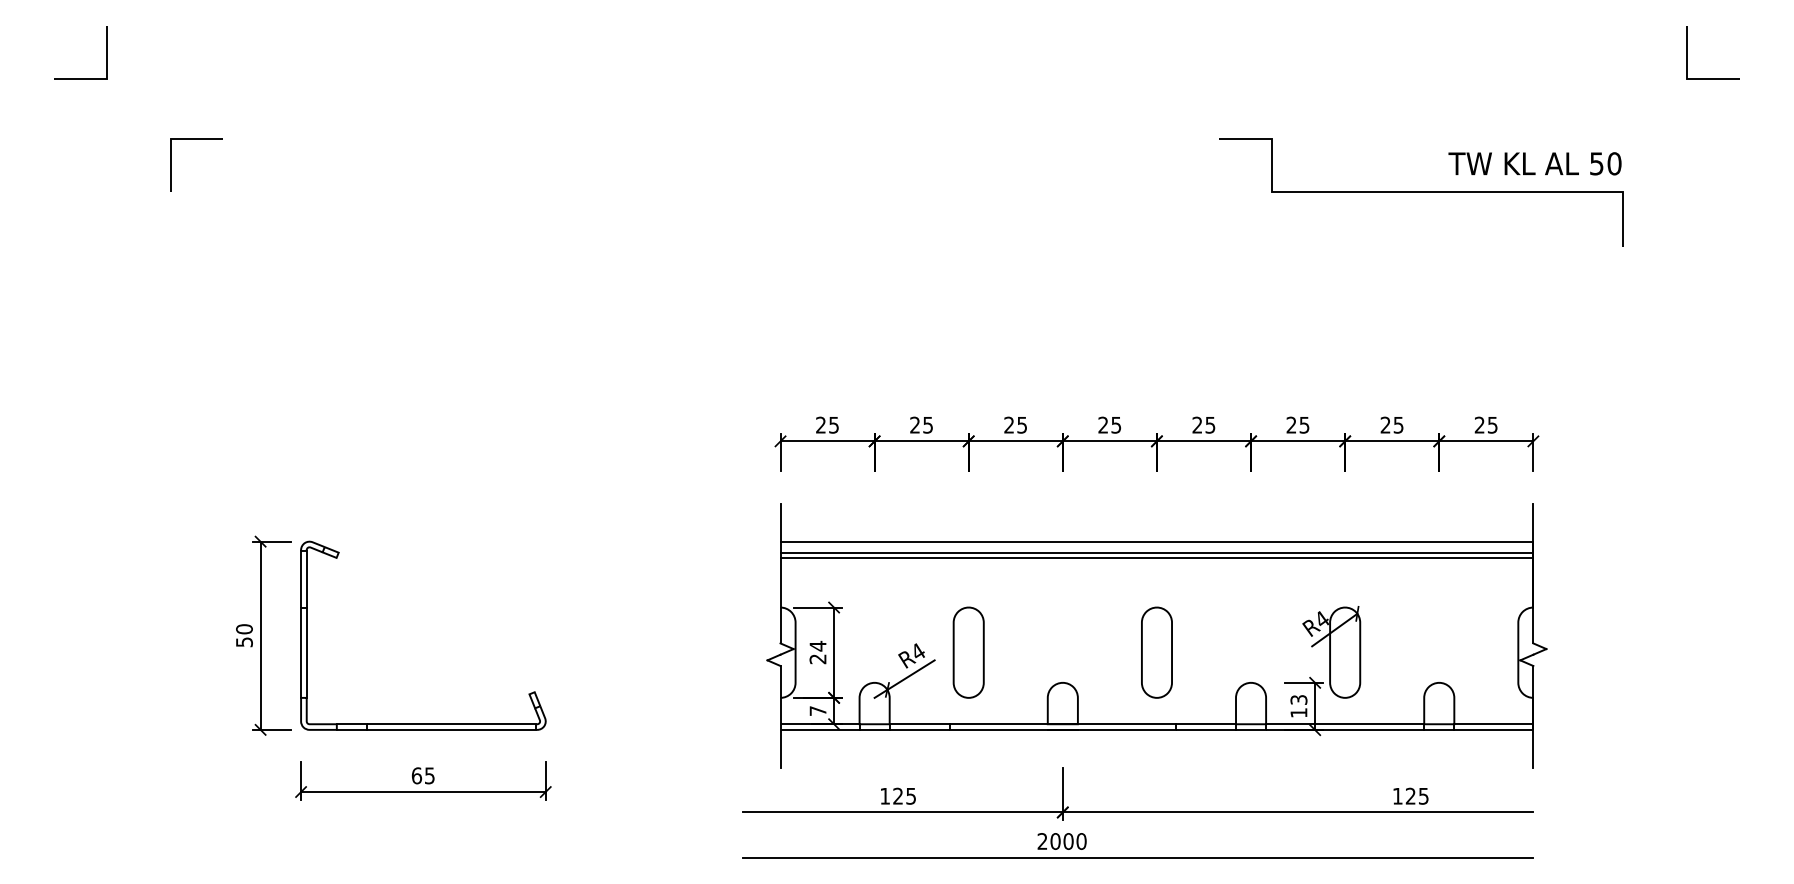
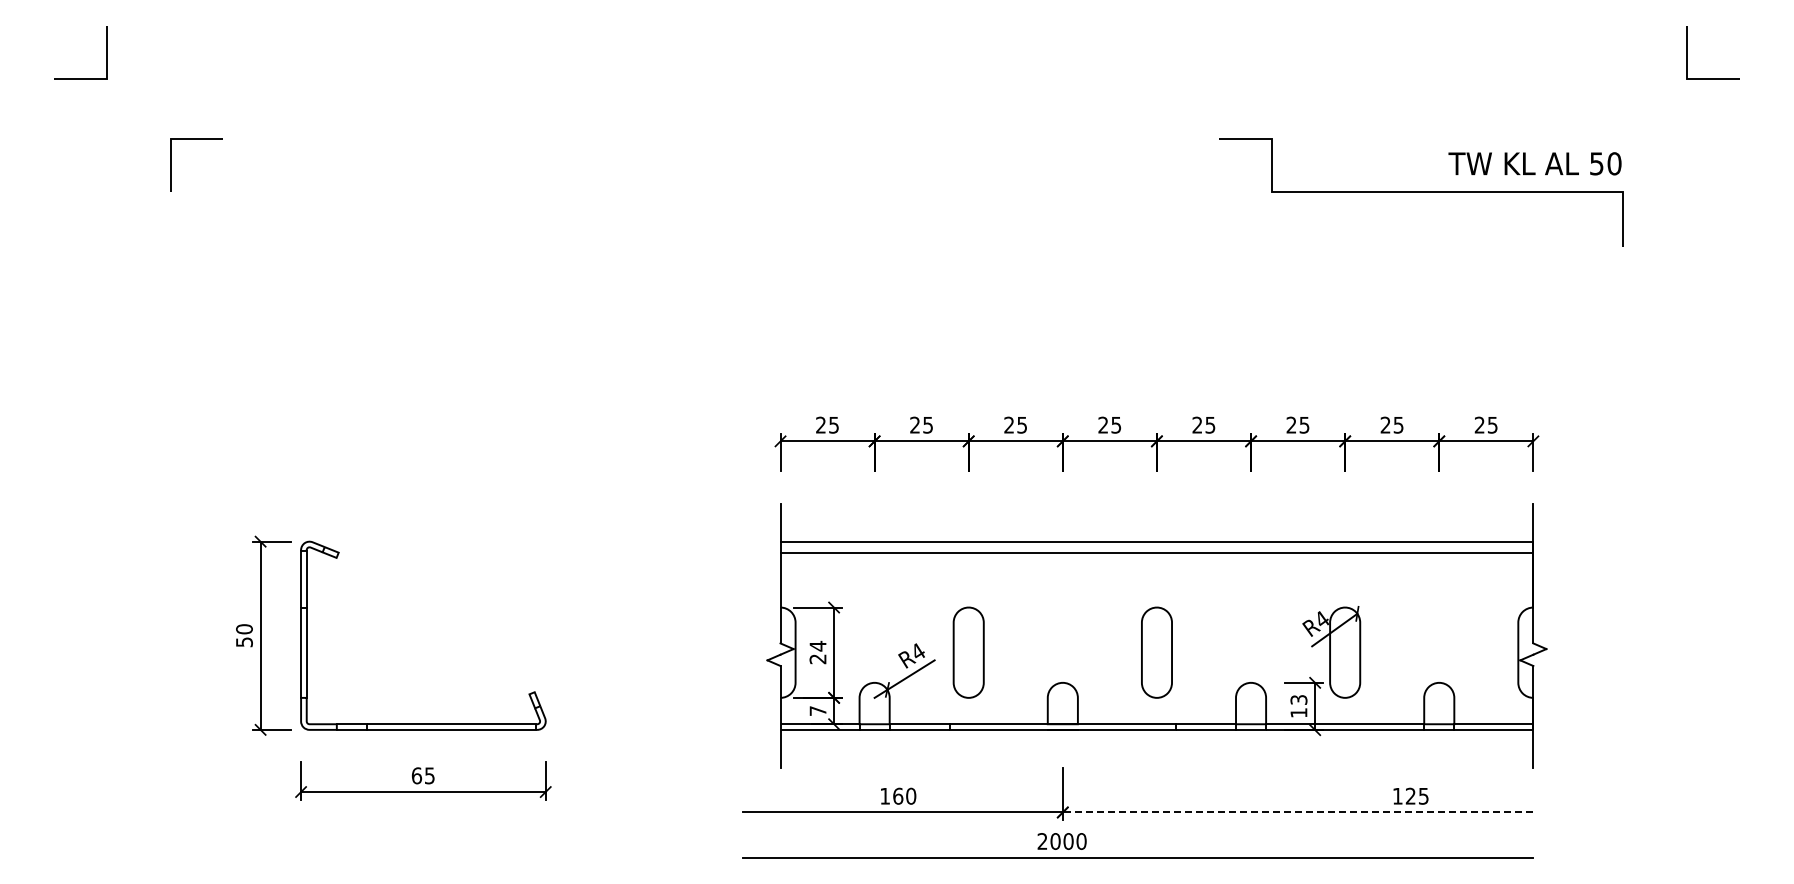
line: present -> none (1156, 557)
text: 125 -> 160 (904, 795)
line: solid -> dashed (1297, 812)
